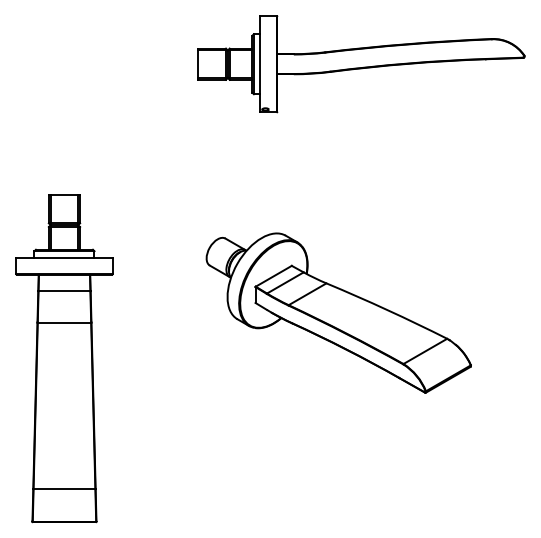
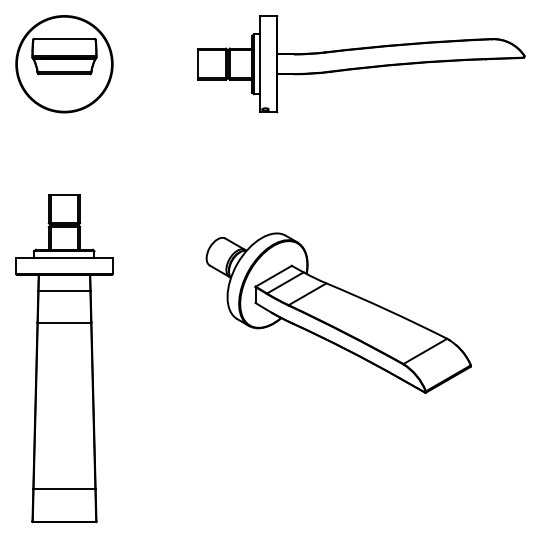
part: none -> present (64, 64)
